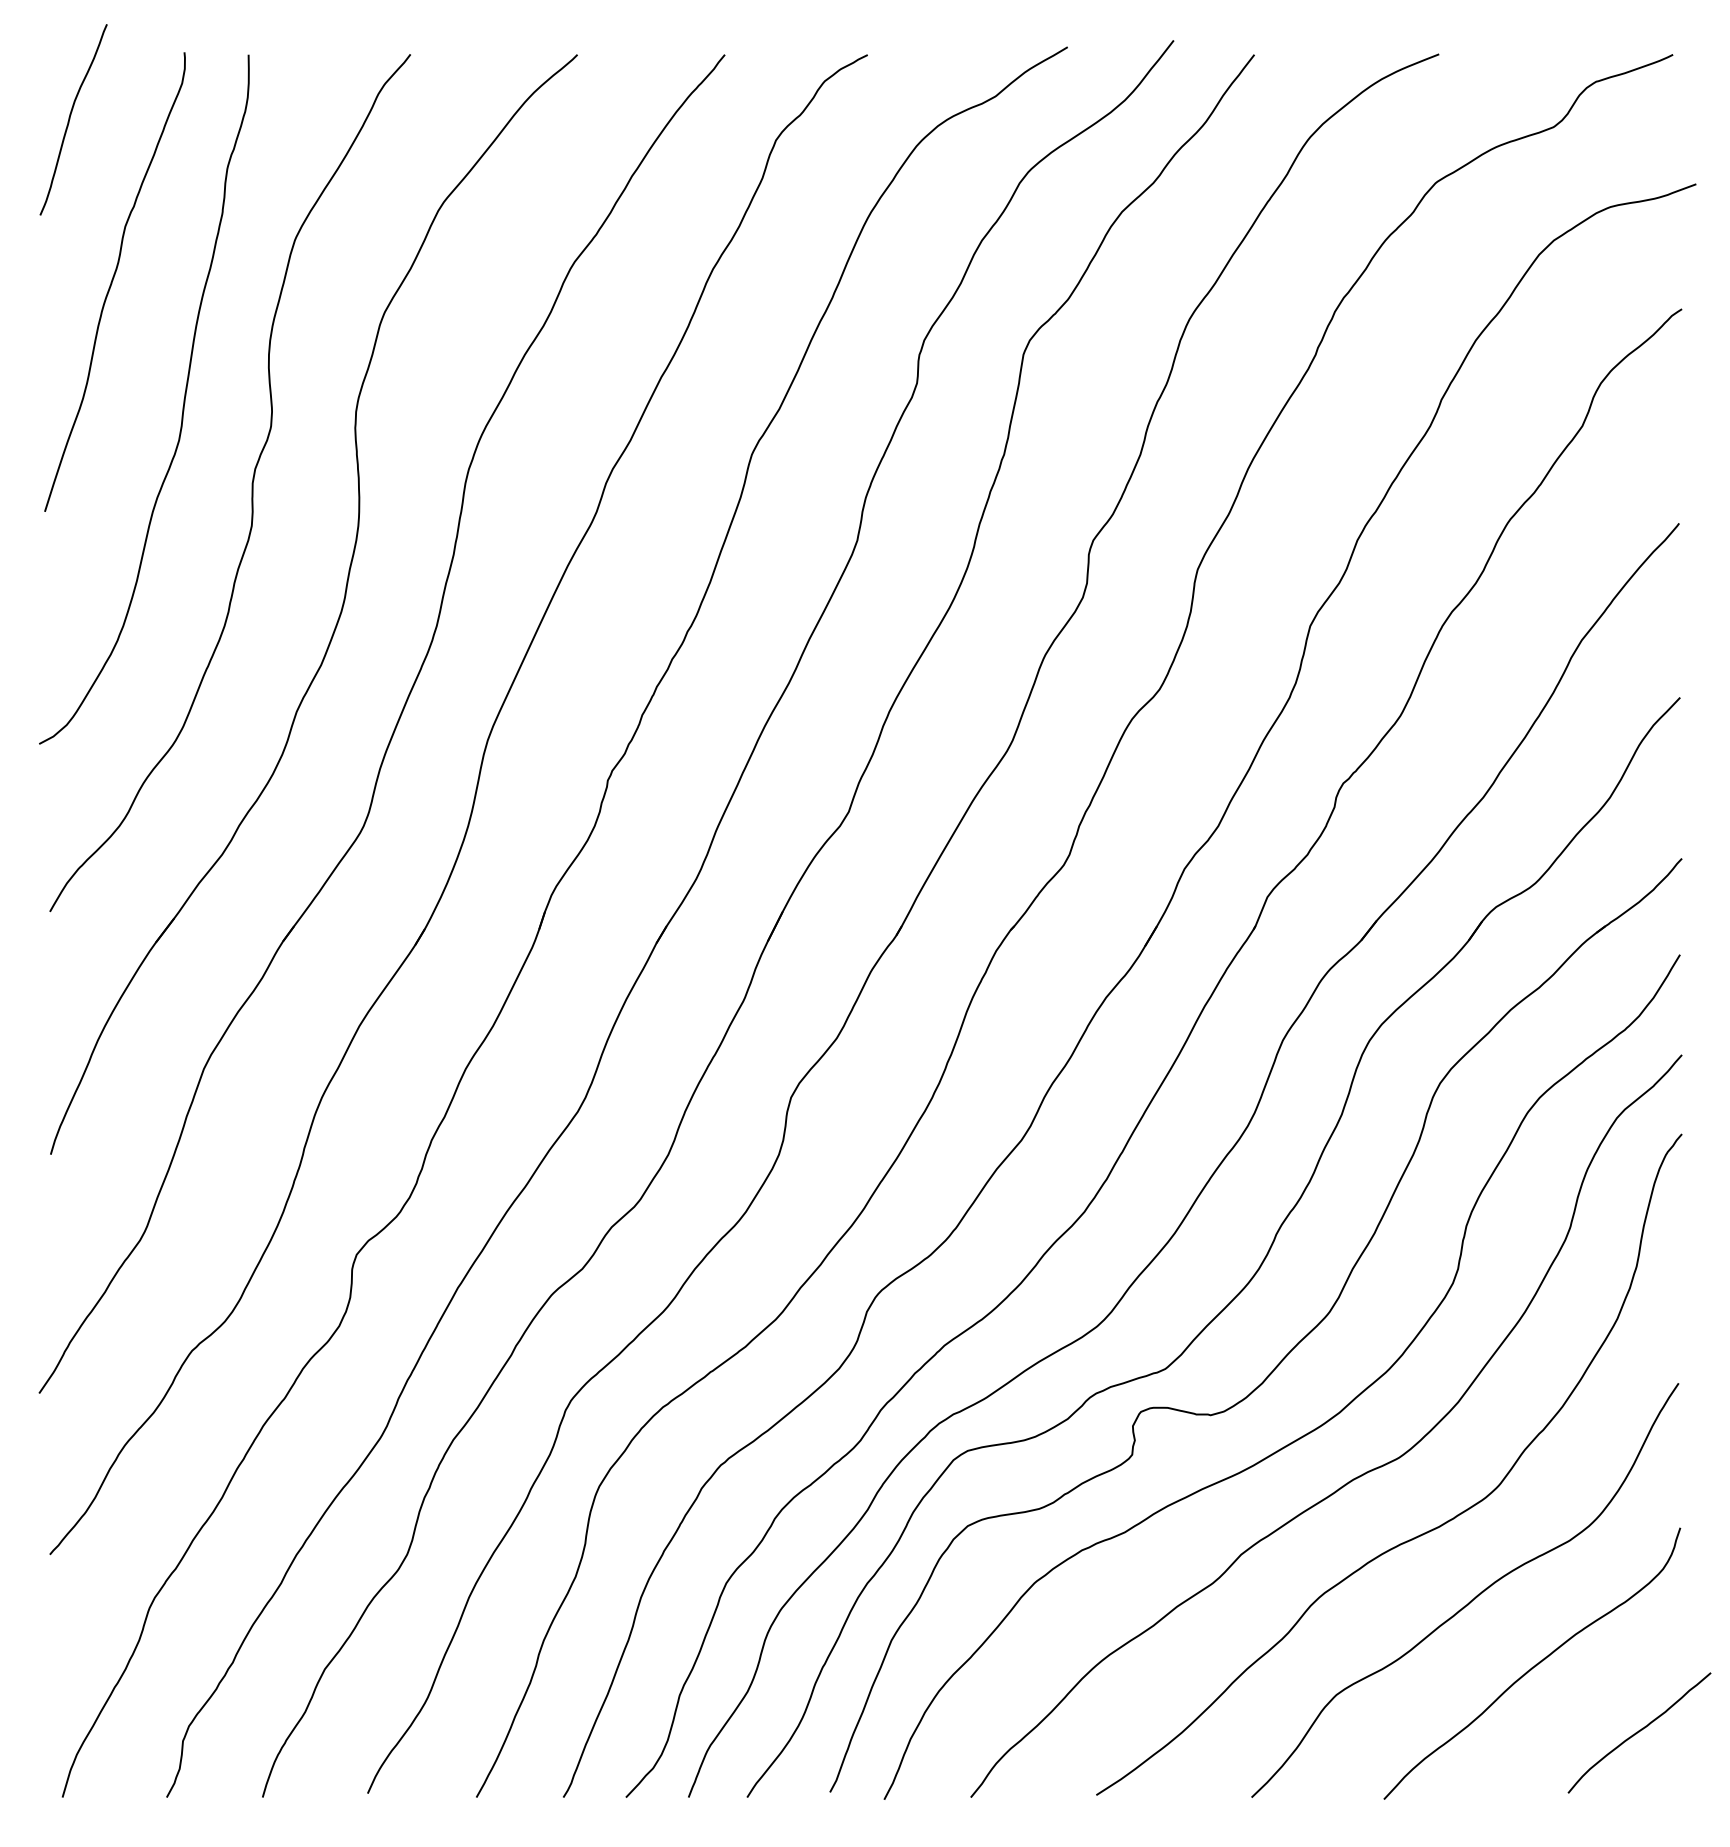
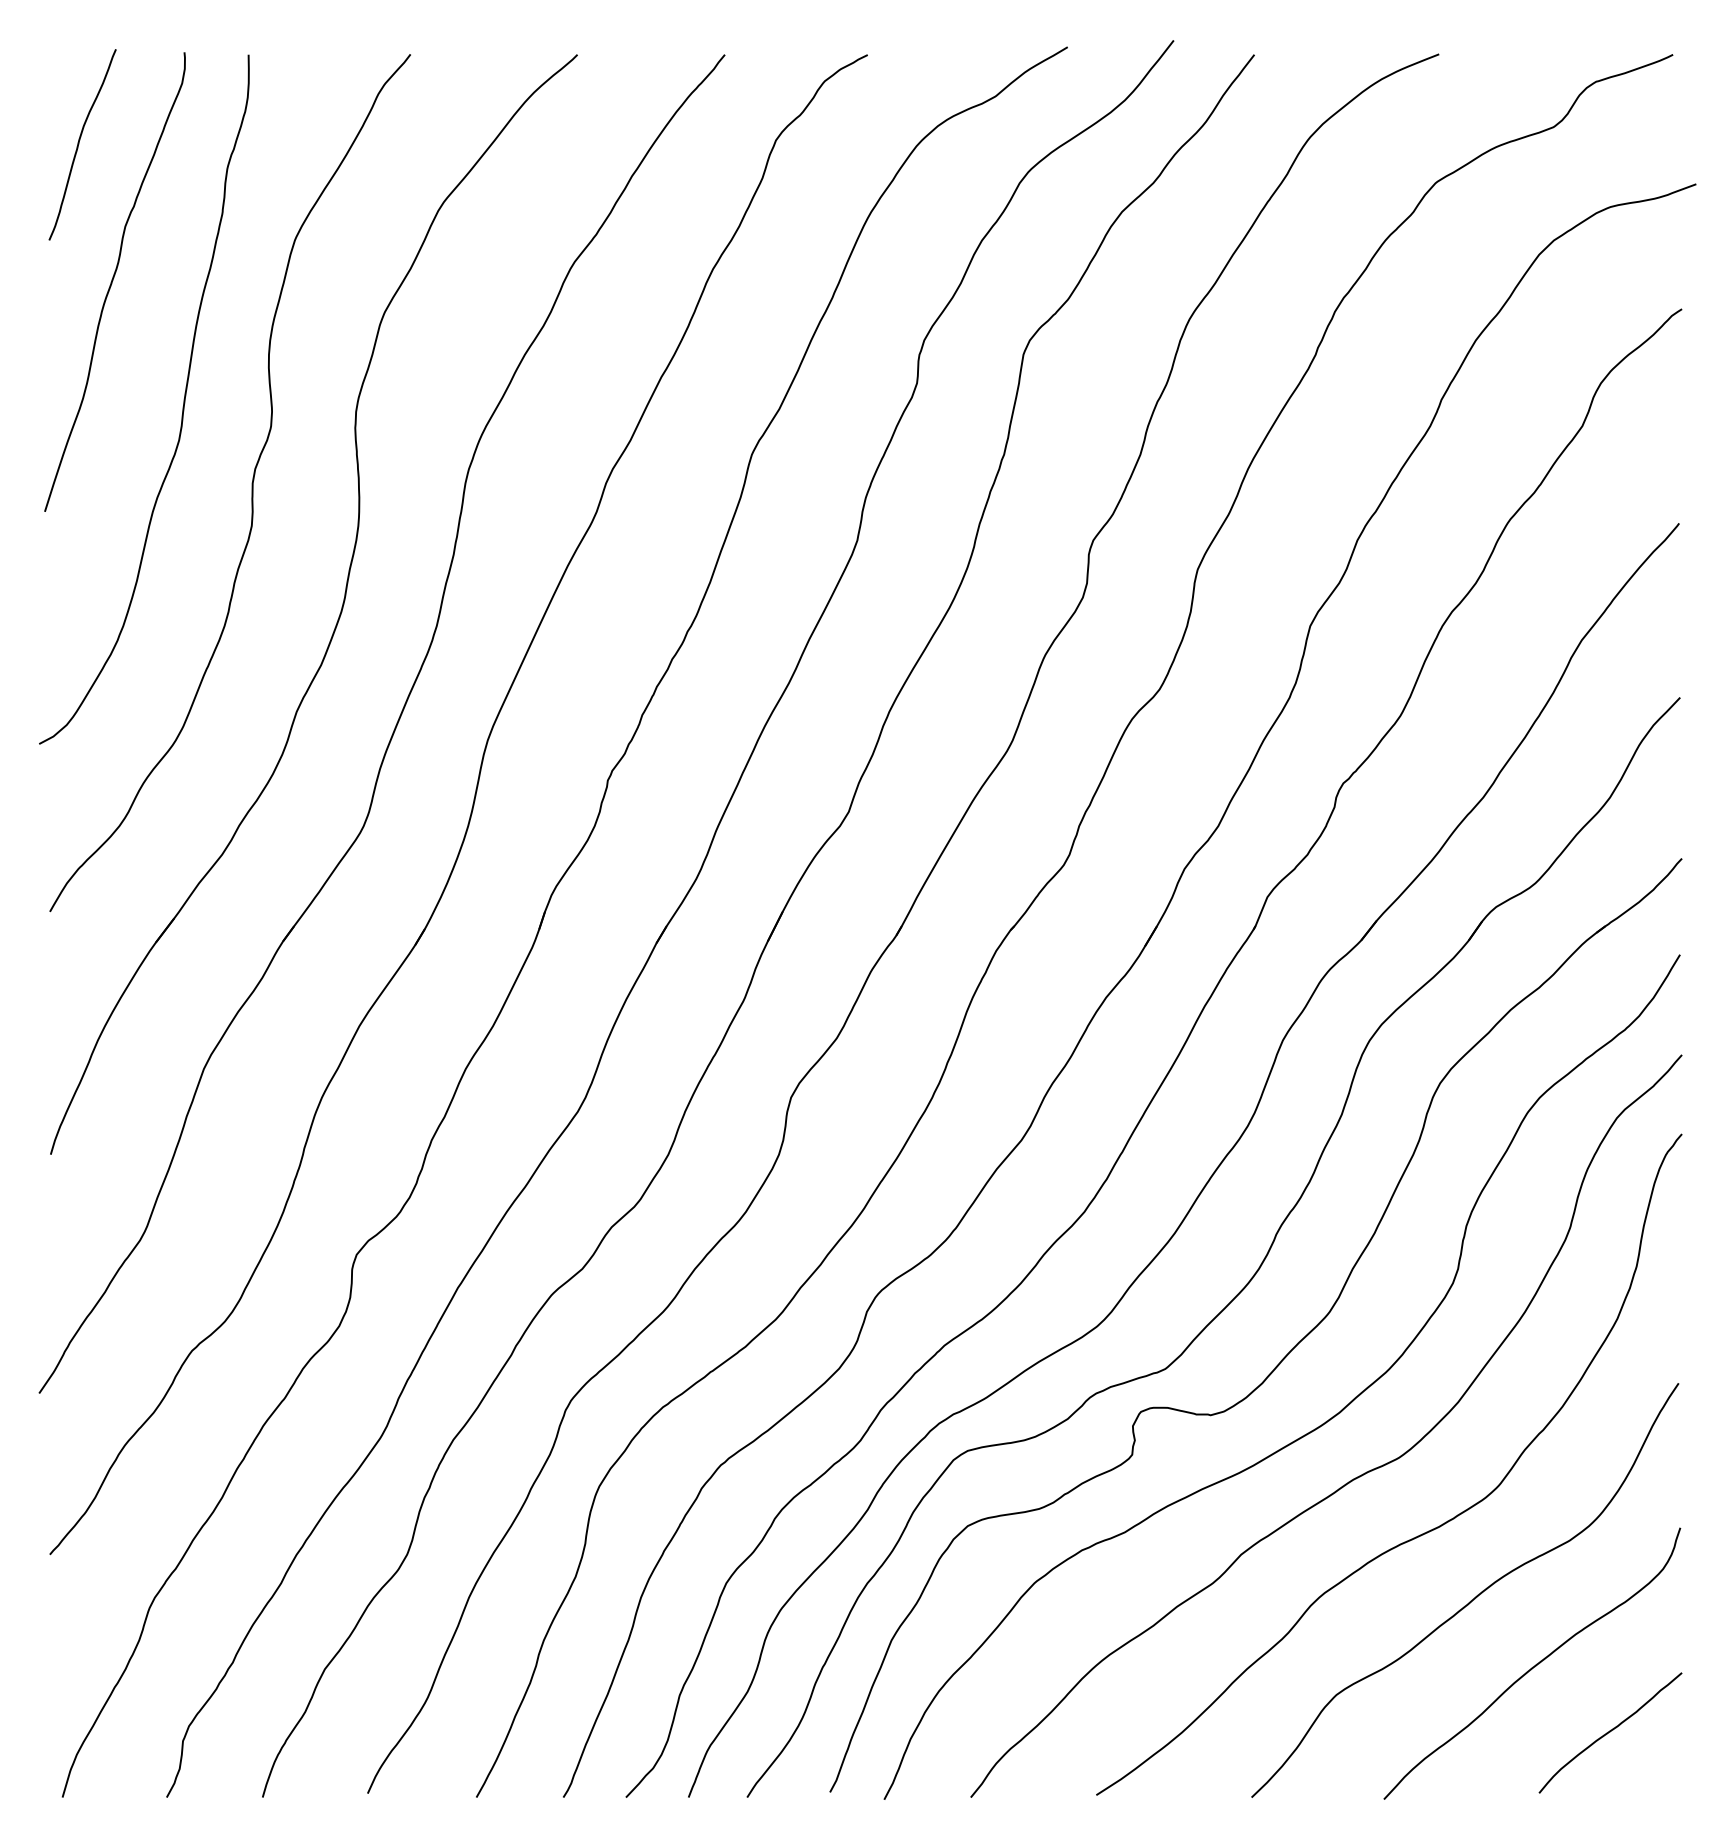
curve position: (70, 119) -> (79, 144) (79, 144)
curve position: (1639, 1732) -> (1610, 1732) (1610, 1732)
